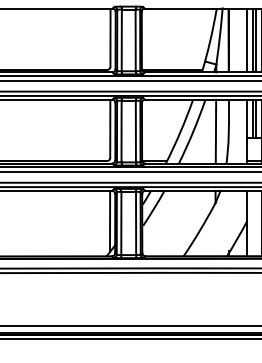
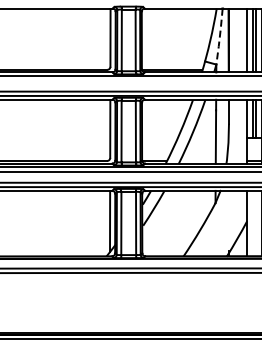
line: solid -> dashed (219, 36)
line: present -> none (130, 80)
line: present -> none (130, 325)
